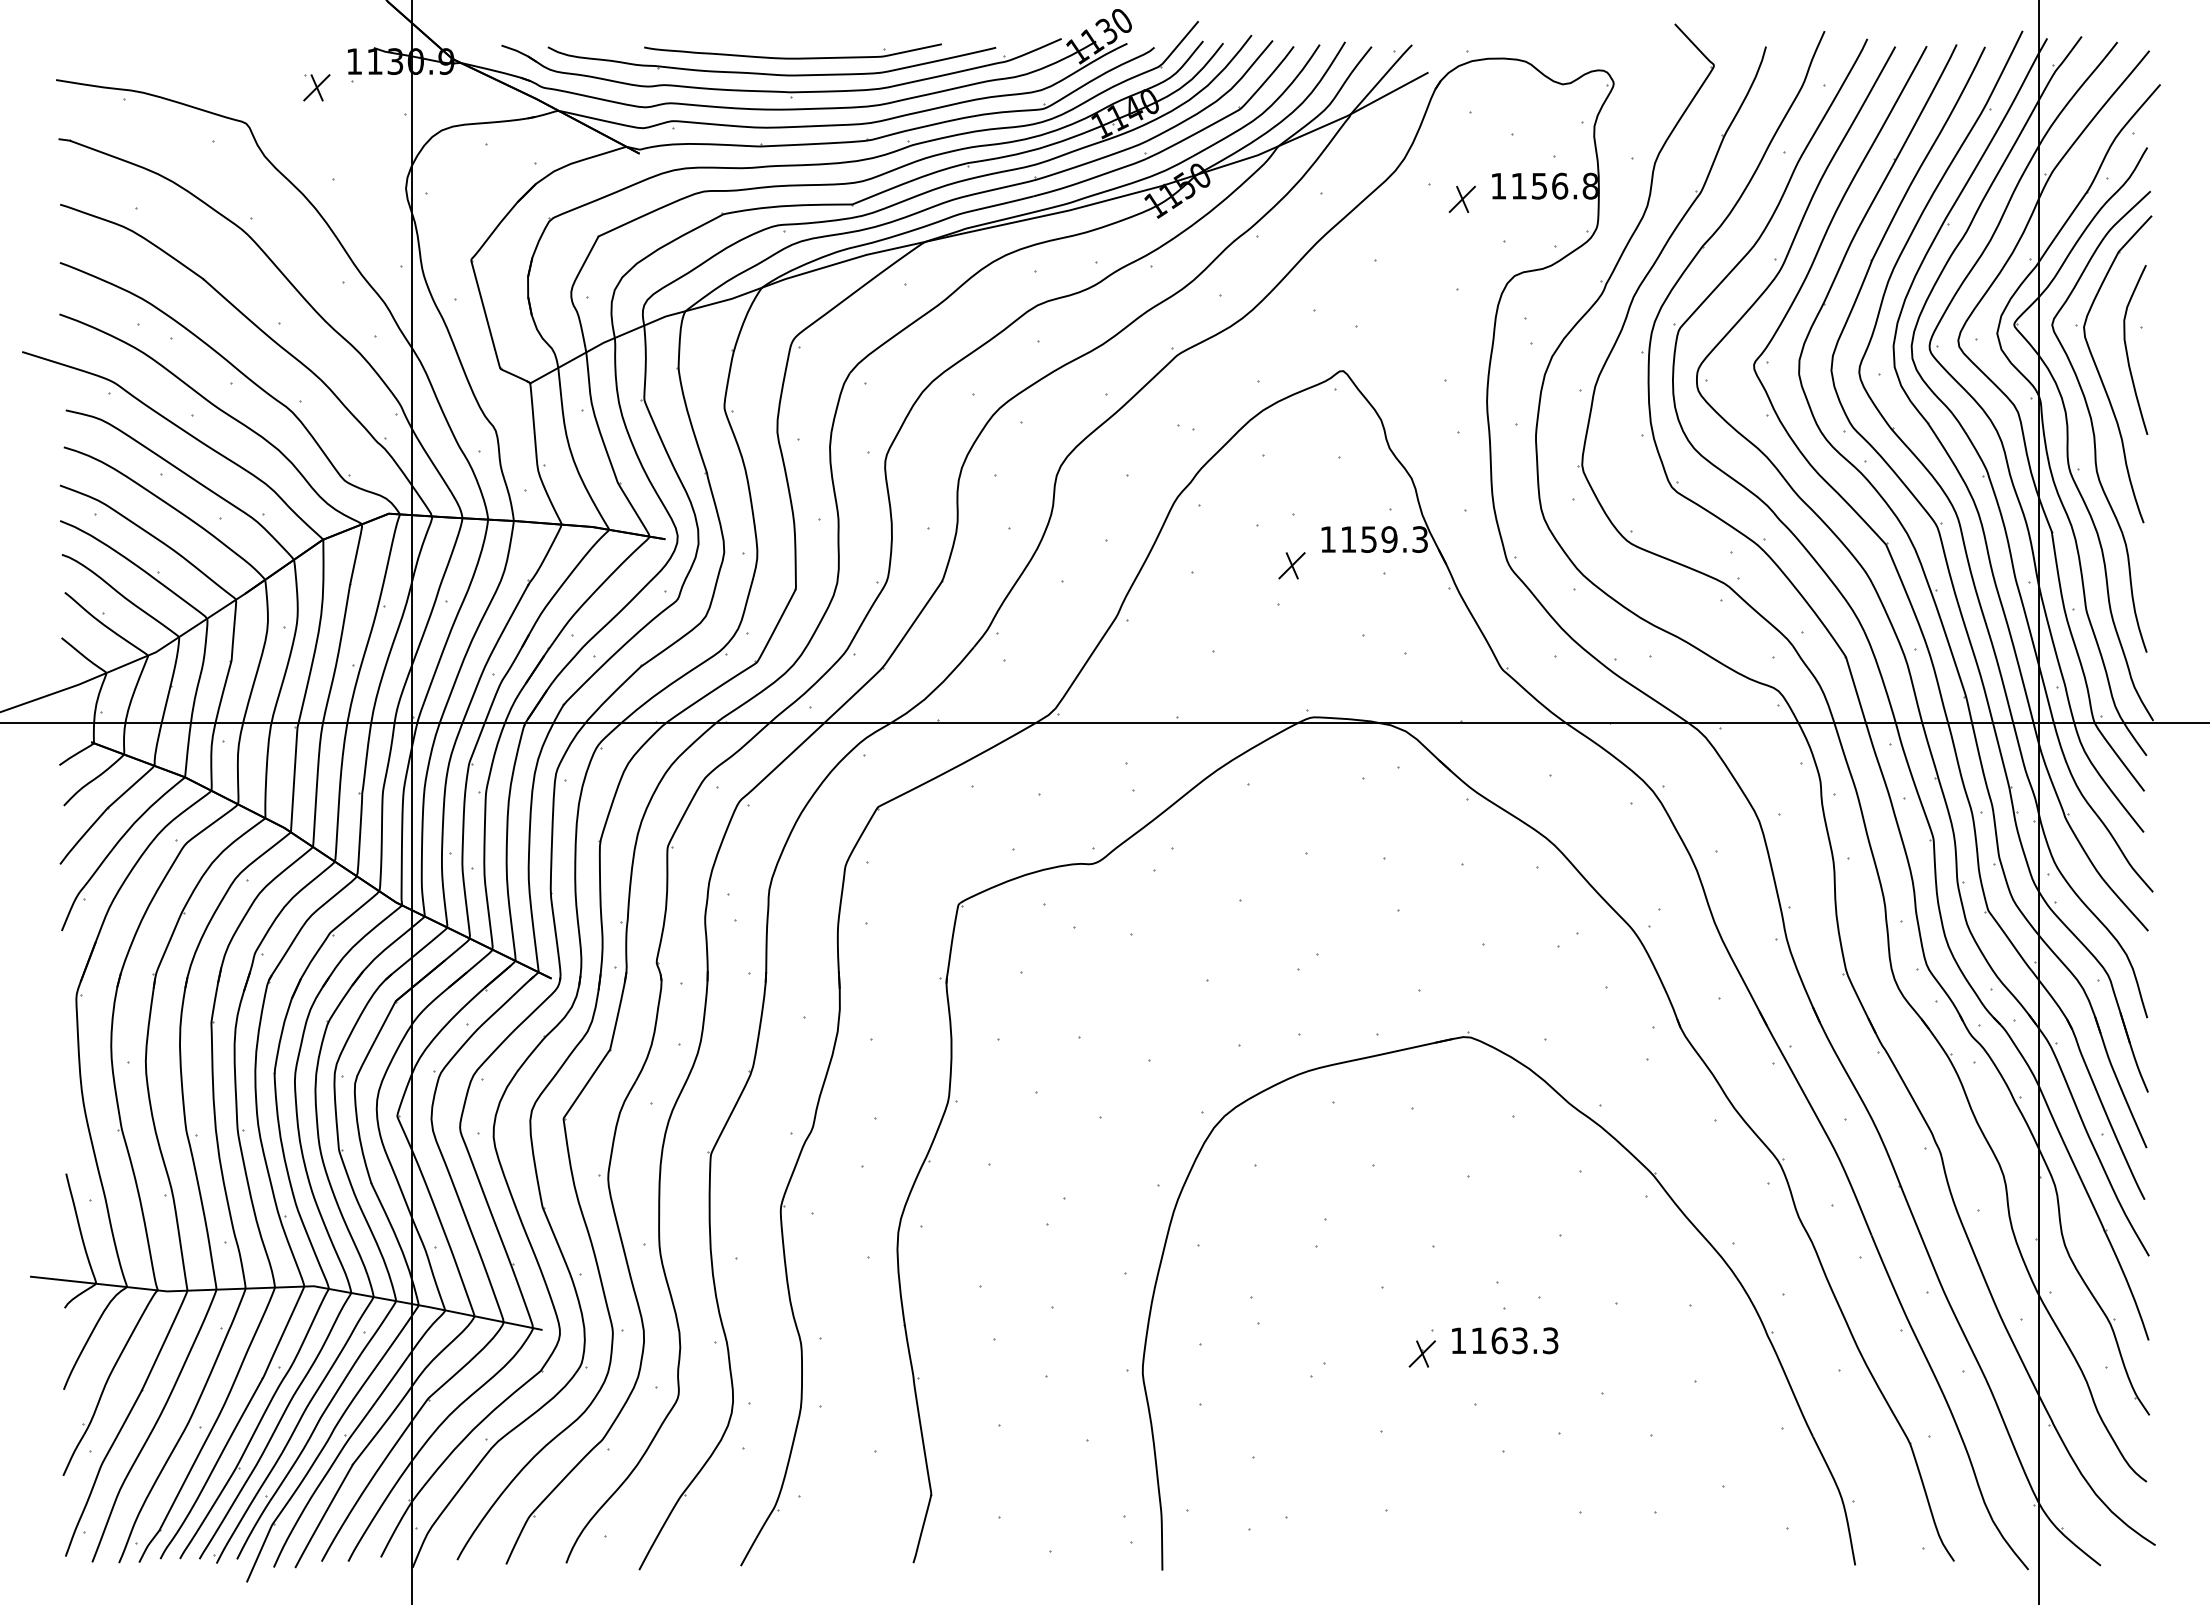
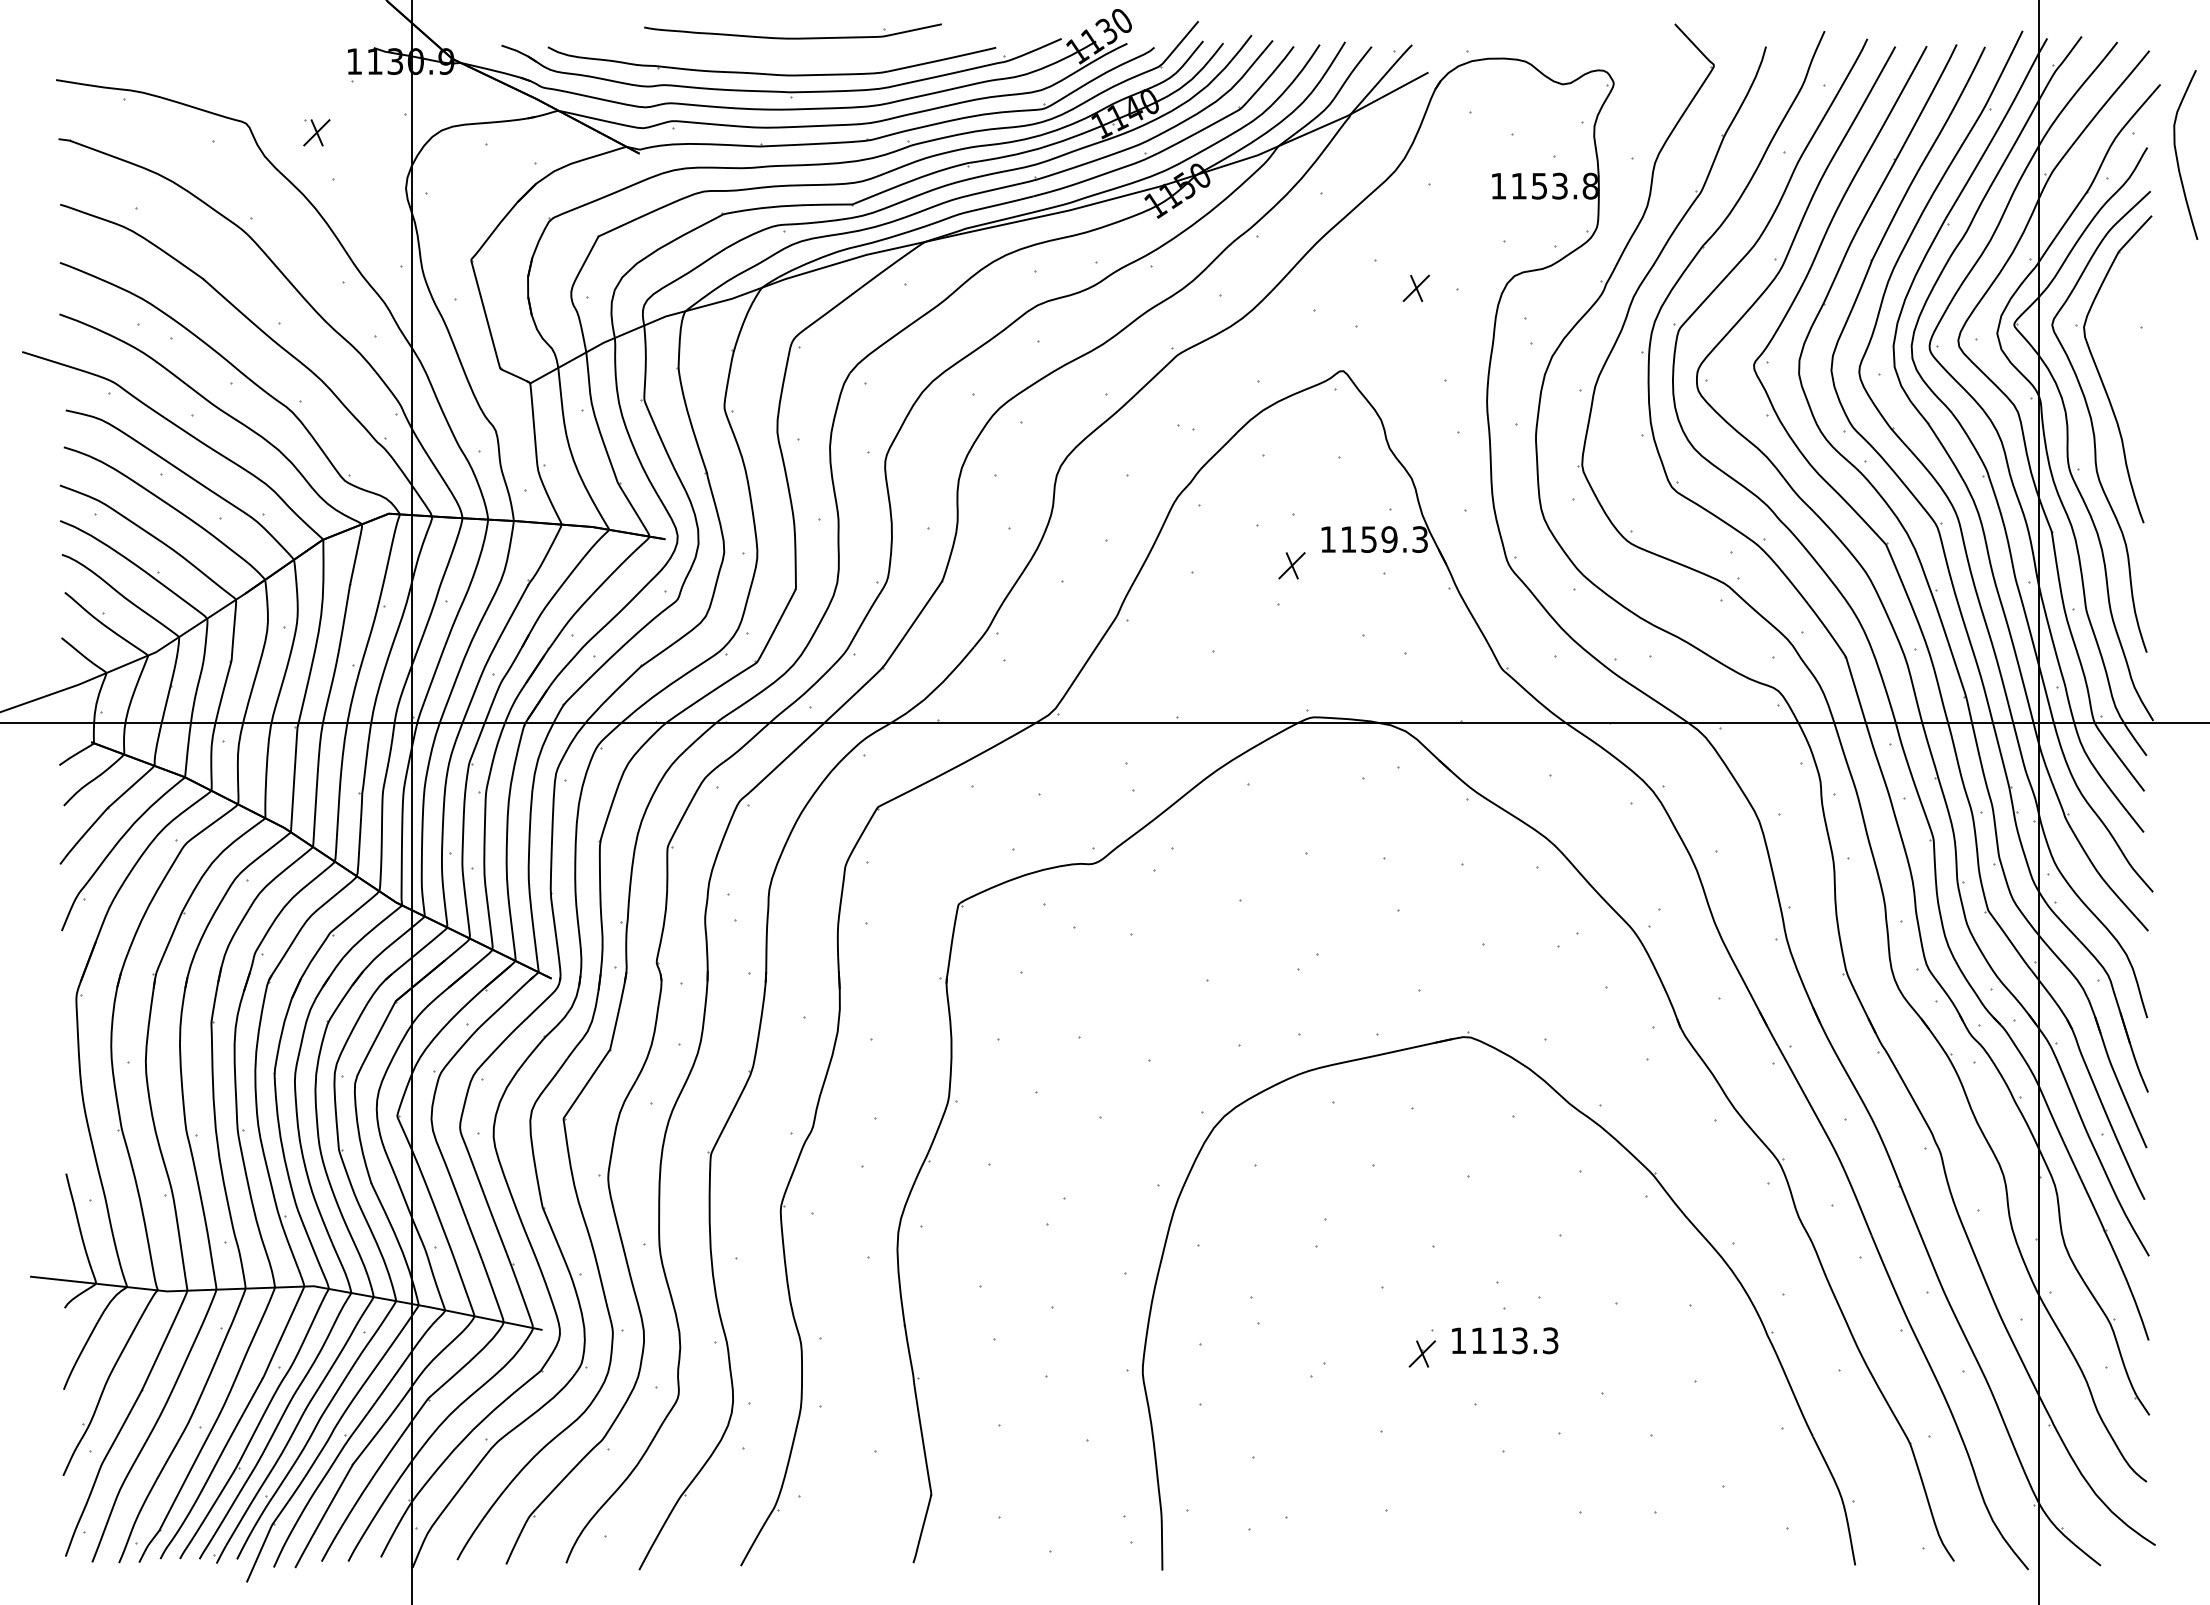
part position: (792, 51) -> (792, 31) (792, 31)
part position: (316, 87) -> (316, 132) (316, 132)
text: 1156.8 -> 1153.8 (1560, 185)
part position: (1461, 198) -> (1415, 287) (1415, 287)
curve position: (2127, 349) -> (2177, 154) (2177, 154)
text: 1163.3 -> 1113.3 (1499, 1340)
